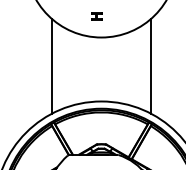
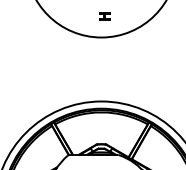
part position: (96, 16) -> (104, 16) (104, 16)
line: present -> none (52, 66)
line: present -> none (150, 66)
